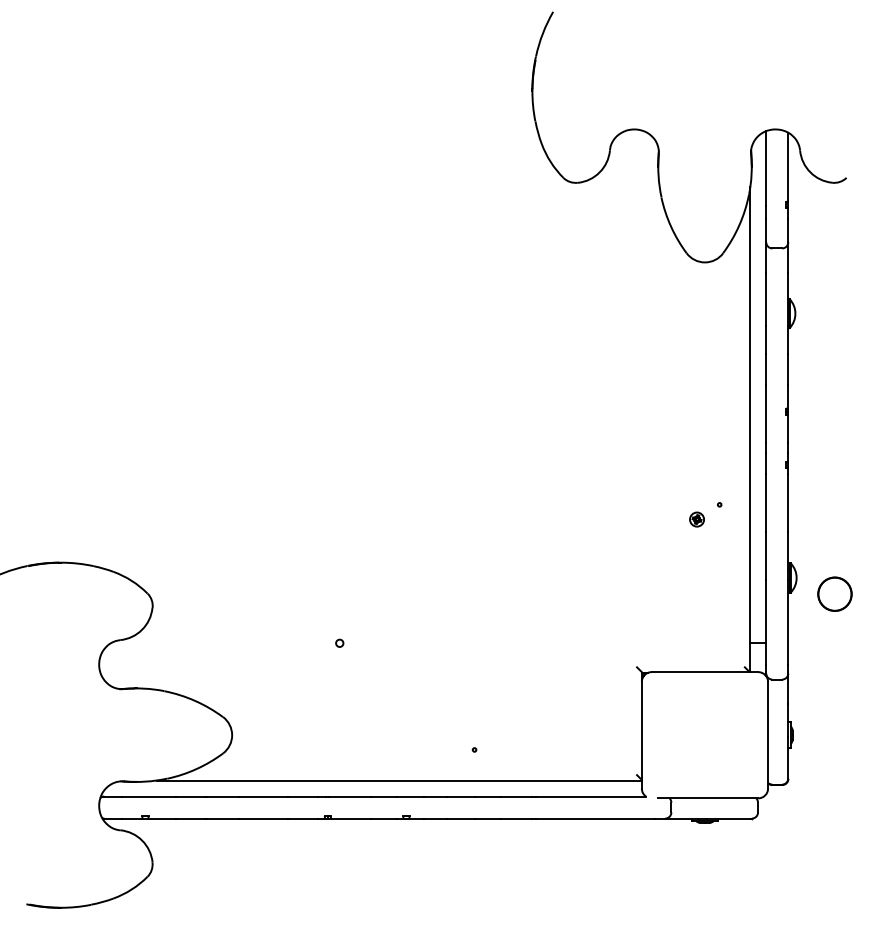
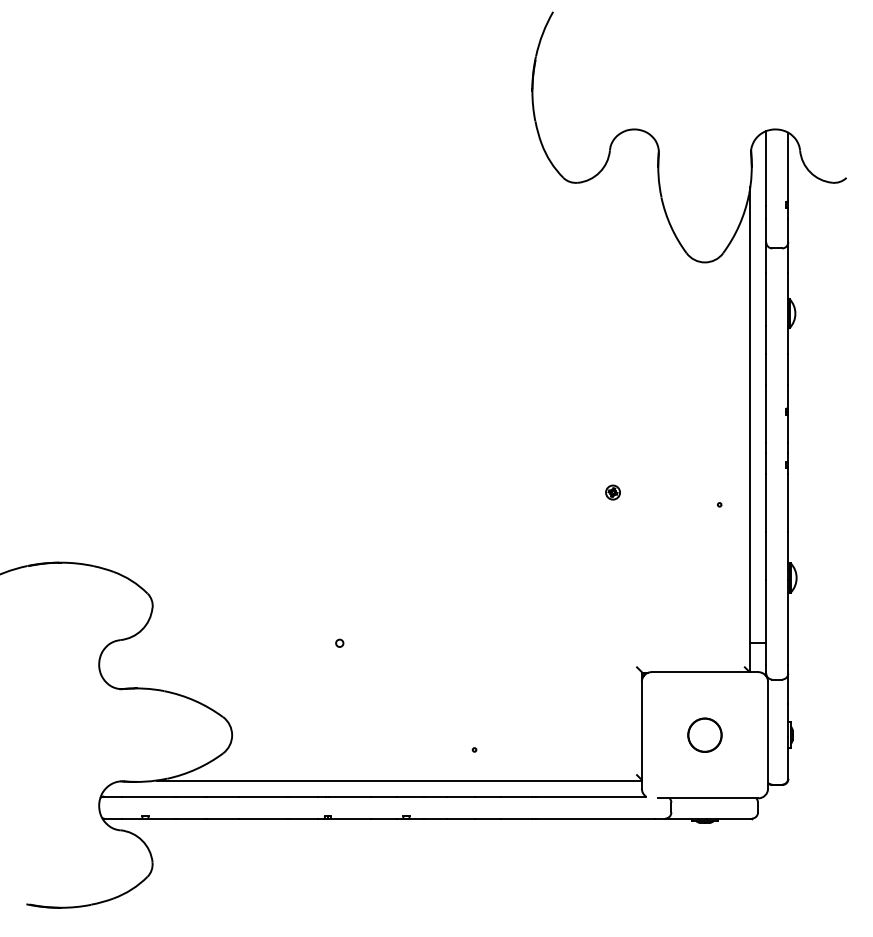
part position: (696, 519) -> (612, 492) (612, 492)
circle position: (834, 593) -> (704, 734) (704, 734)
